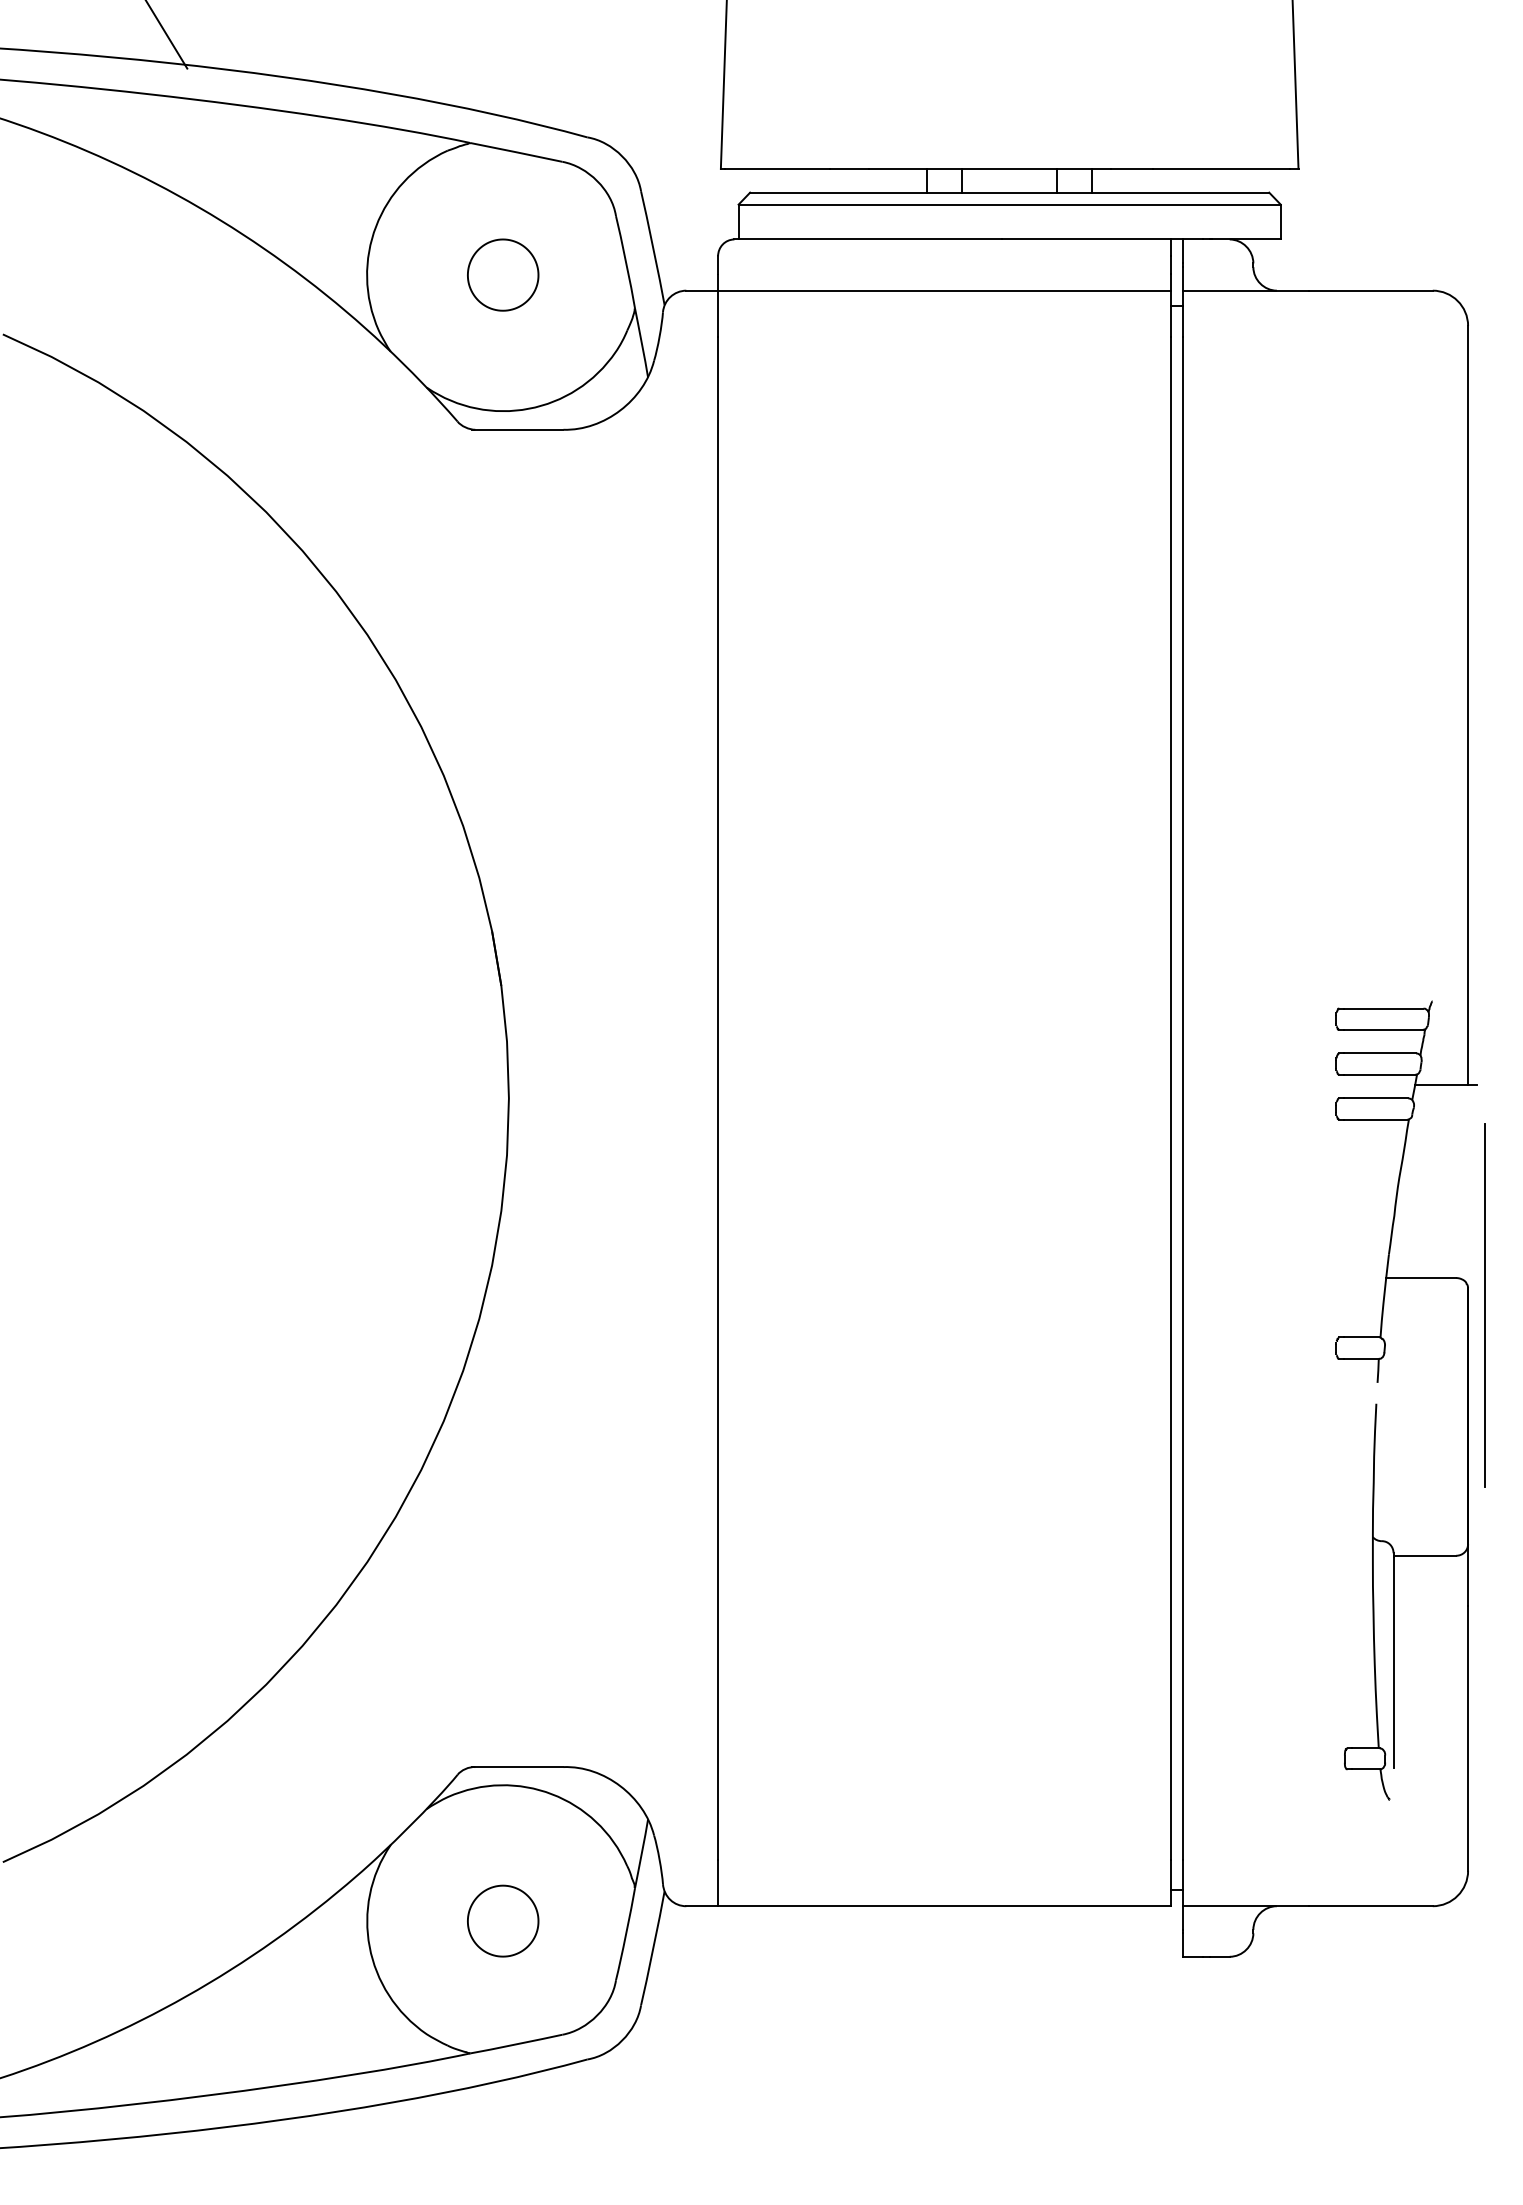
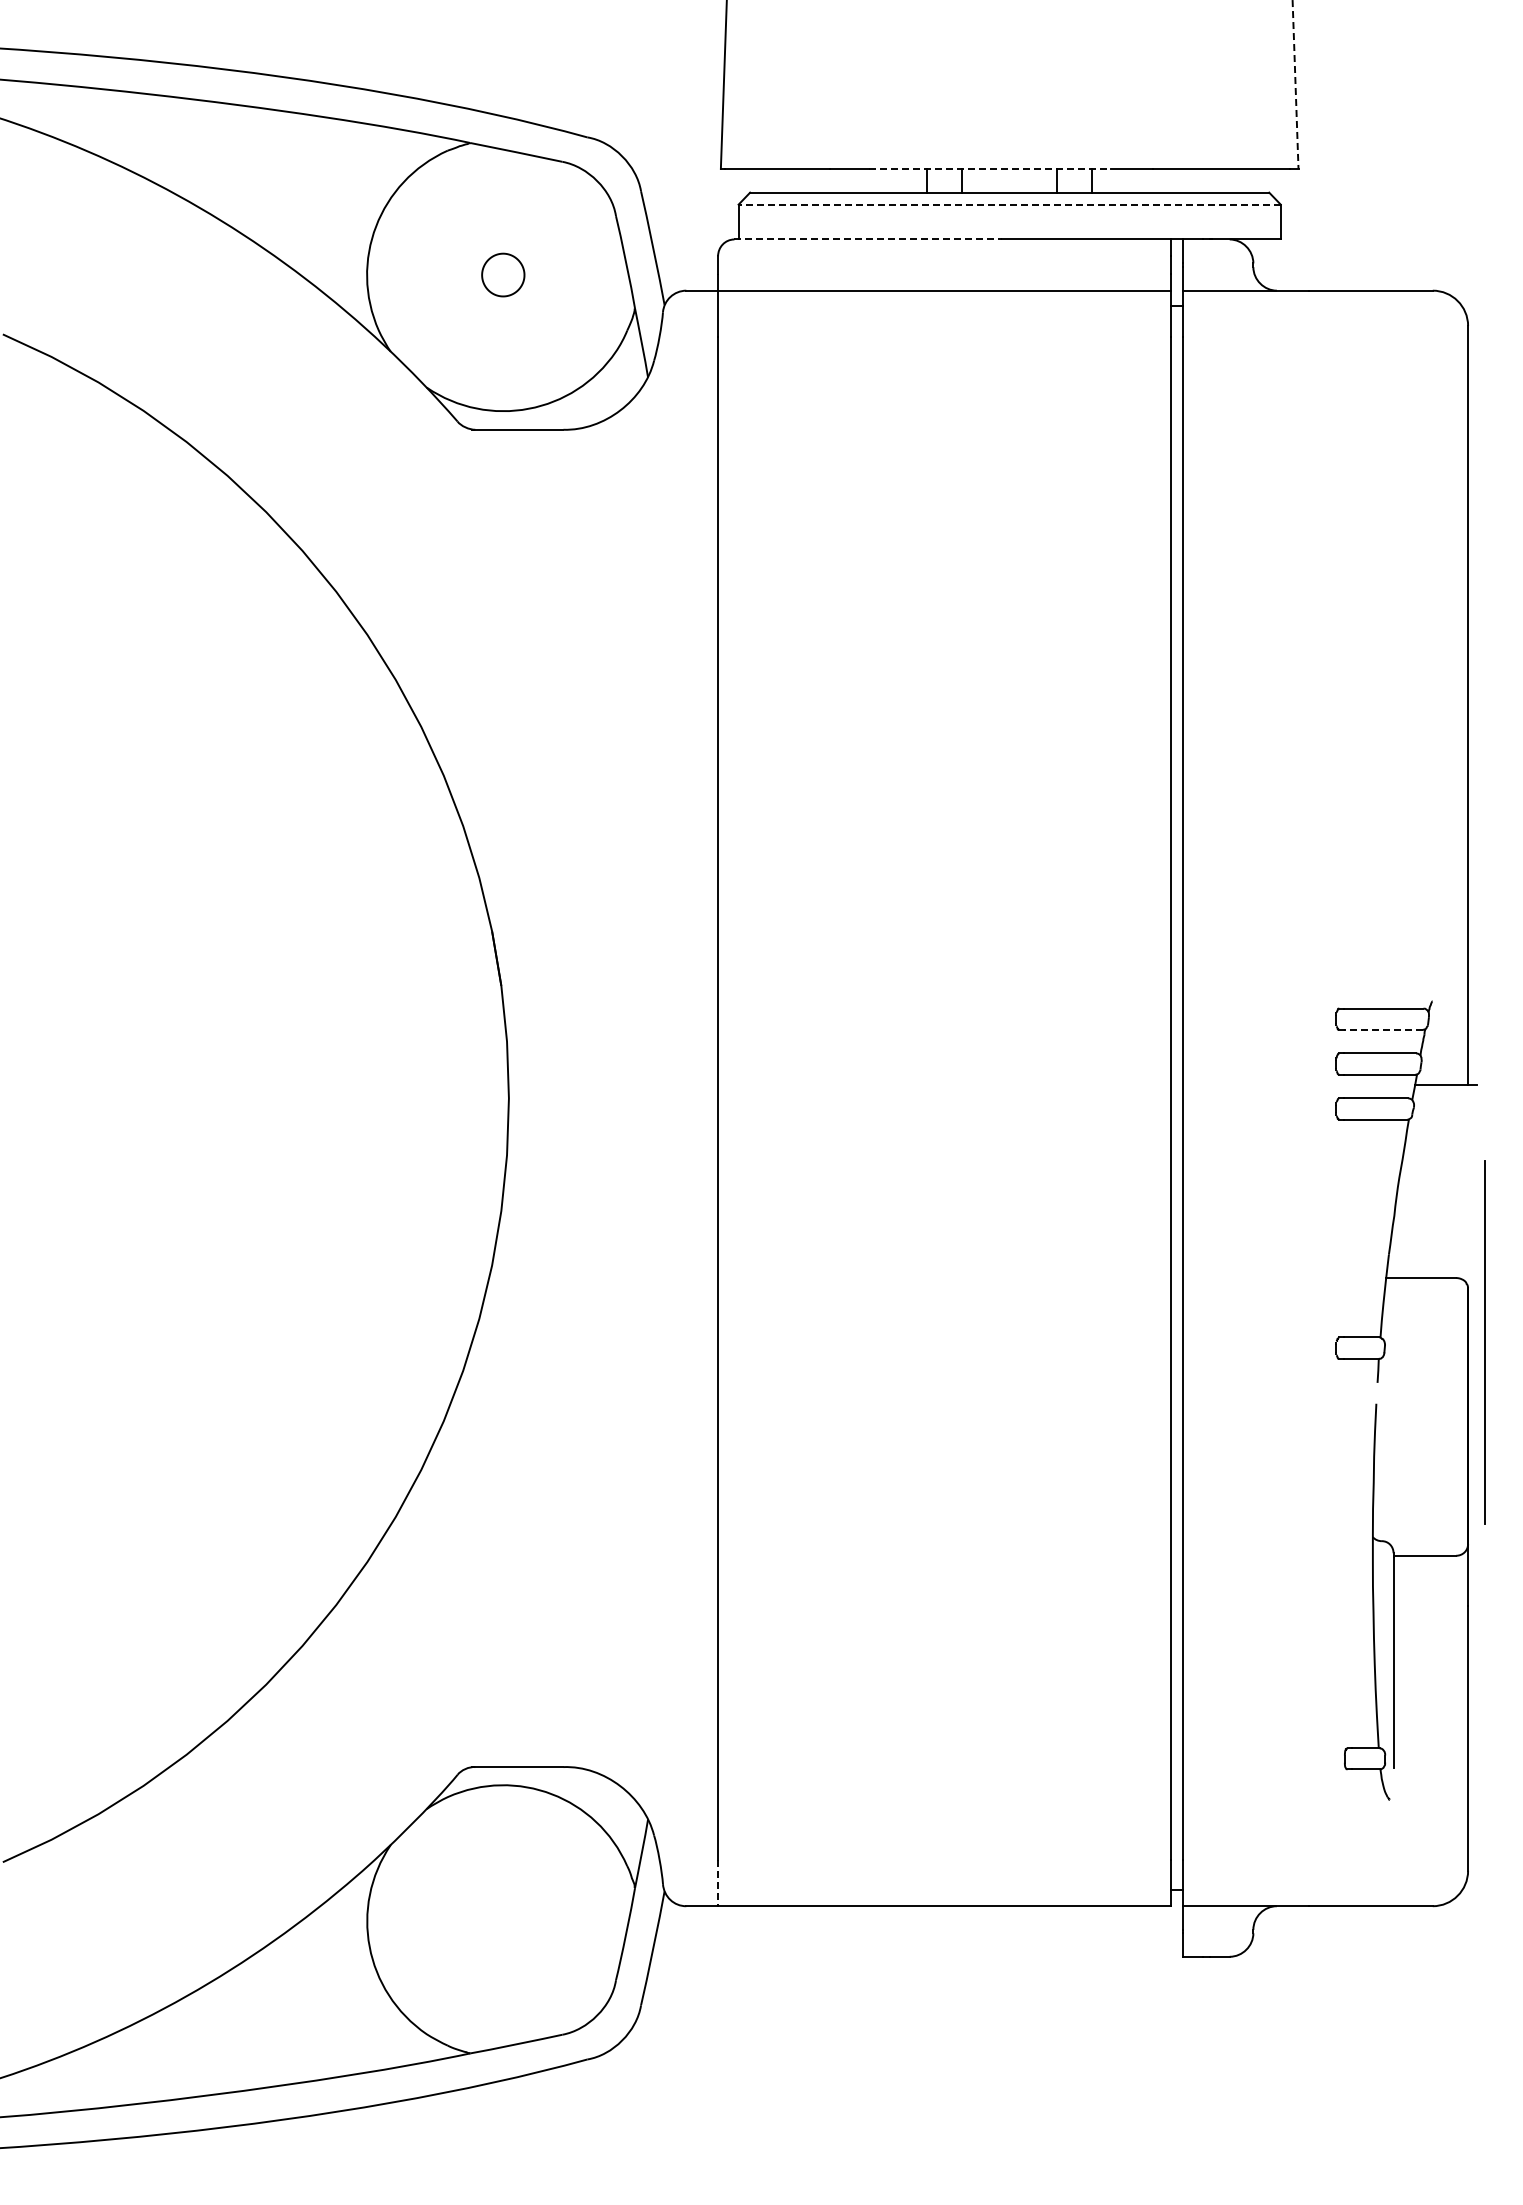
line: present -> none (167, 35)
line: solid -> dashed (1295, 84)
line: solid -> dashed (989, 168)
line: solid -> dashed (1009, 204)
line: solid -> dashed (868, 239)
part size: 73x74 px -> 45x46 px (503, 274)
line: solid -> dashed (1382, 1029)
line position: (1484, 1305) -> (1484, 1342) (1484, 1342)
line: solid -> dashed (718, 1883)
part: present -> none (503, 1920)
